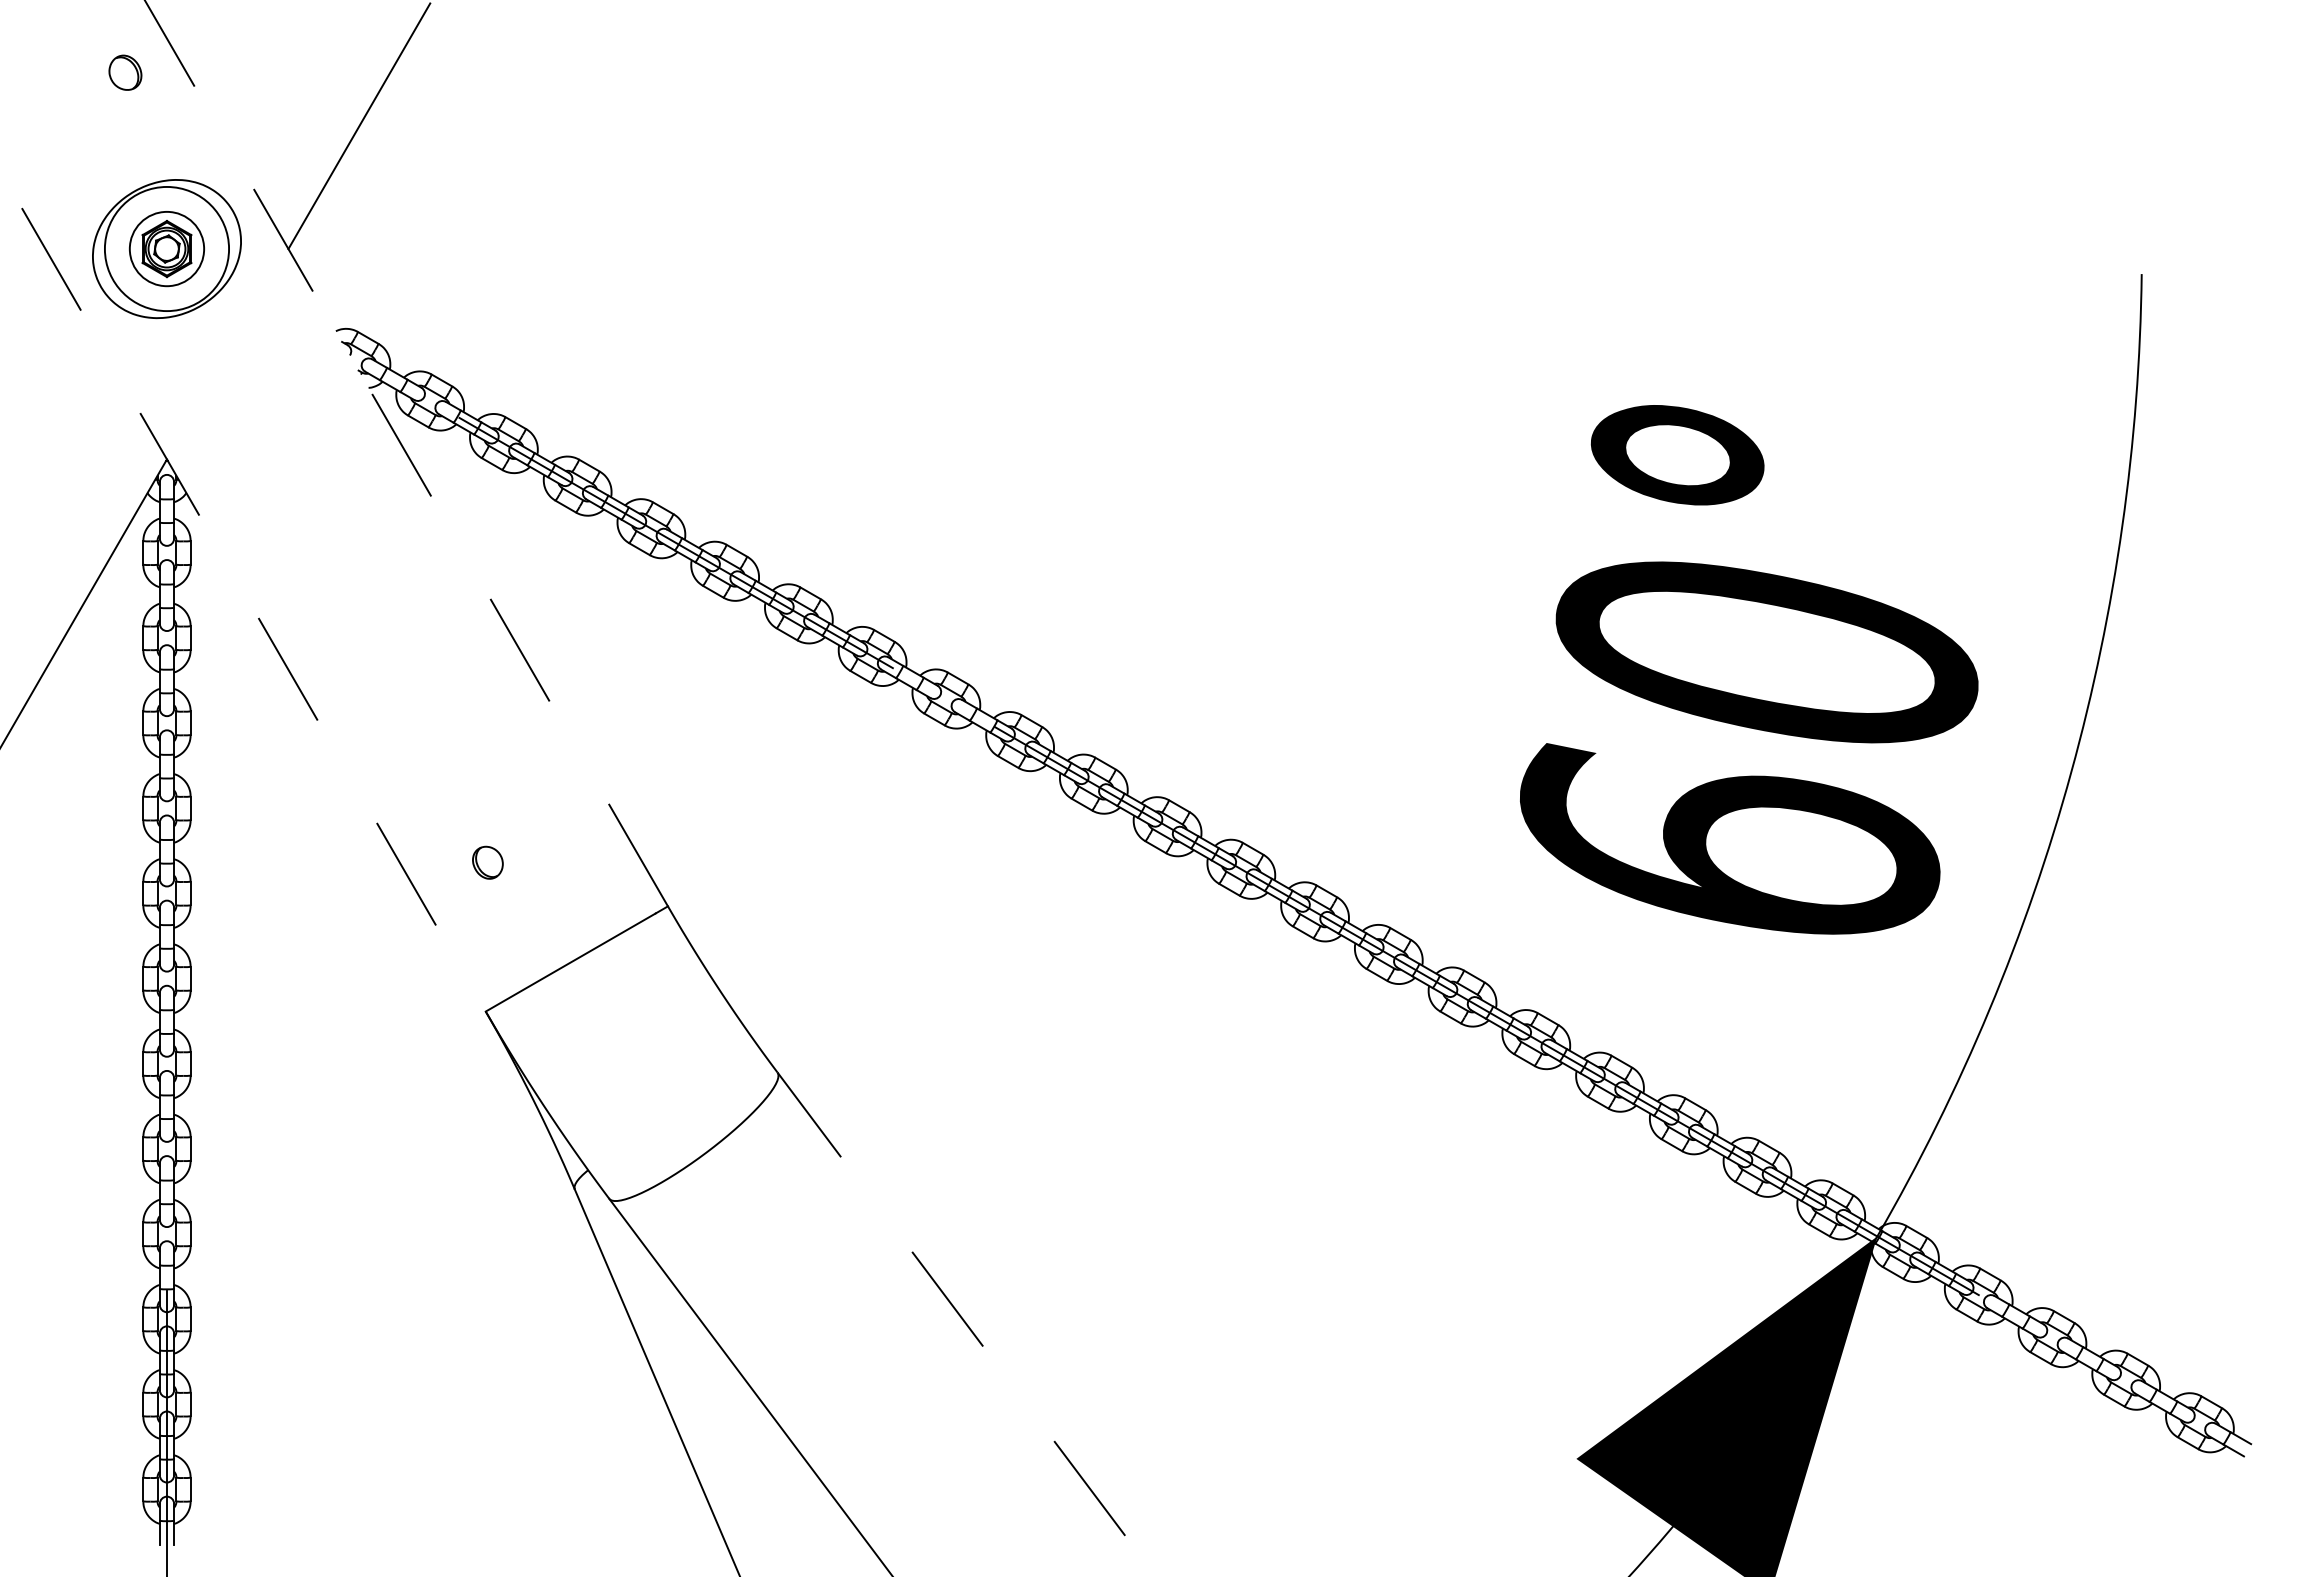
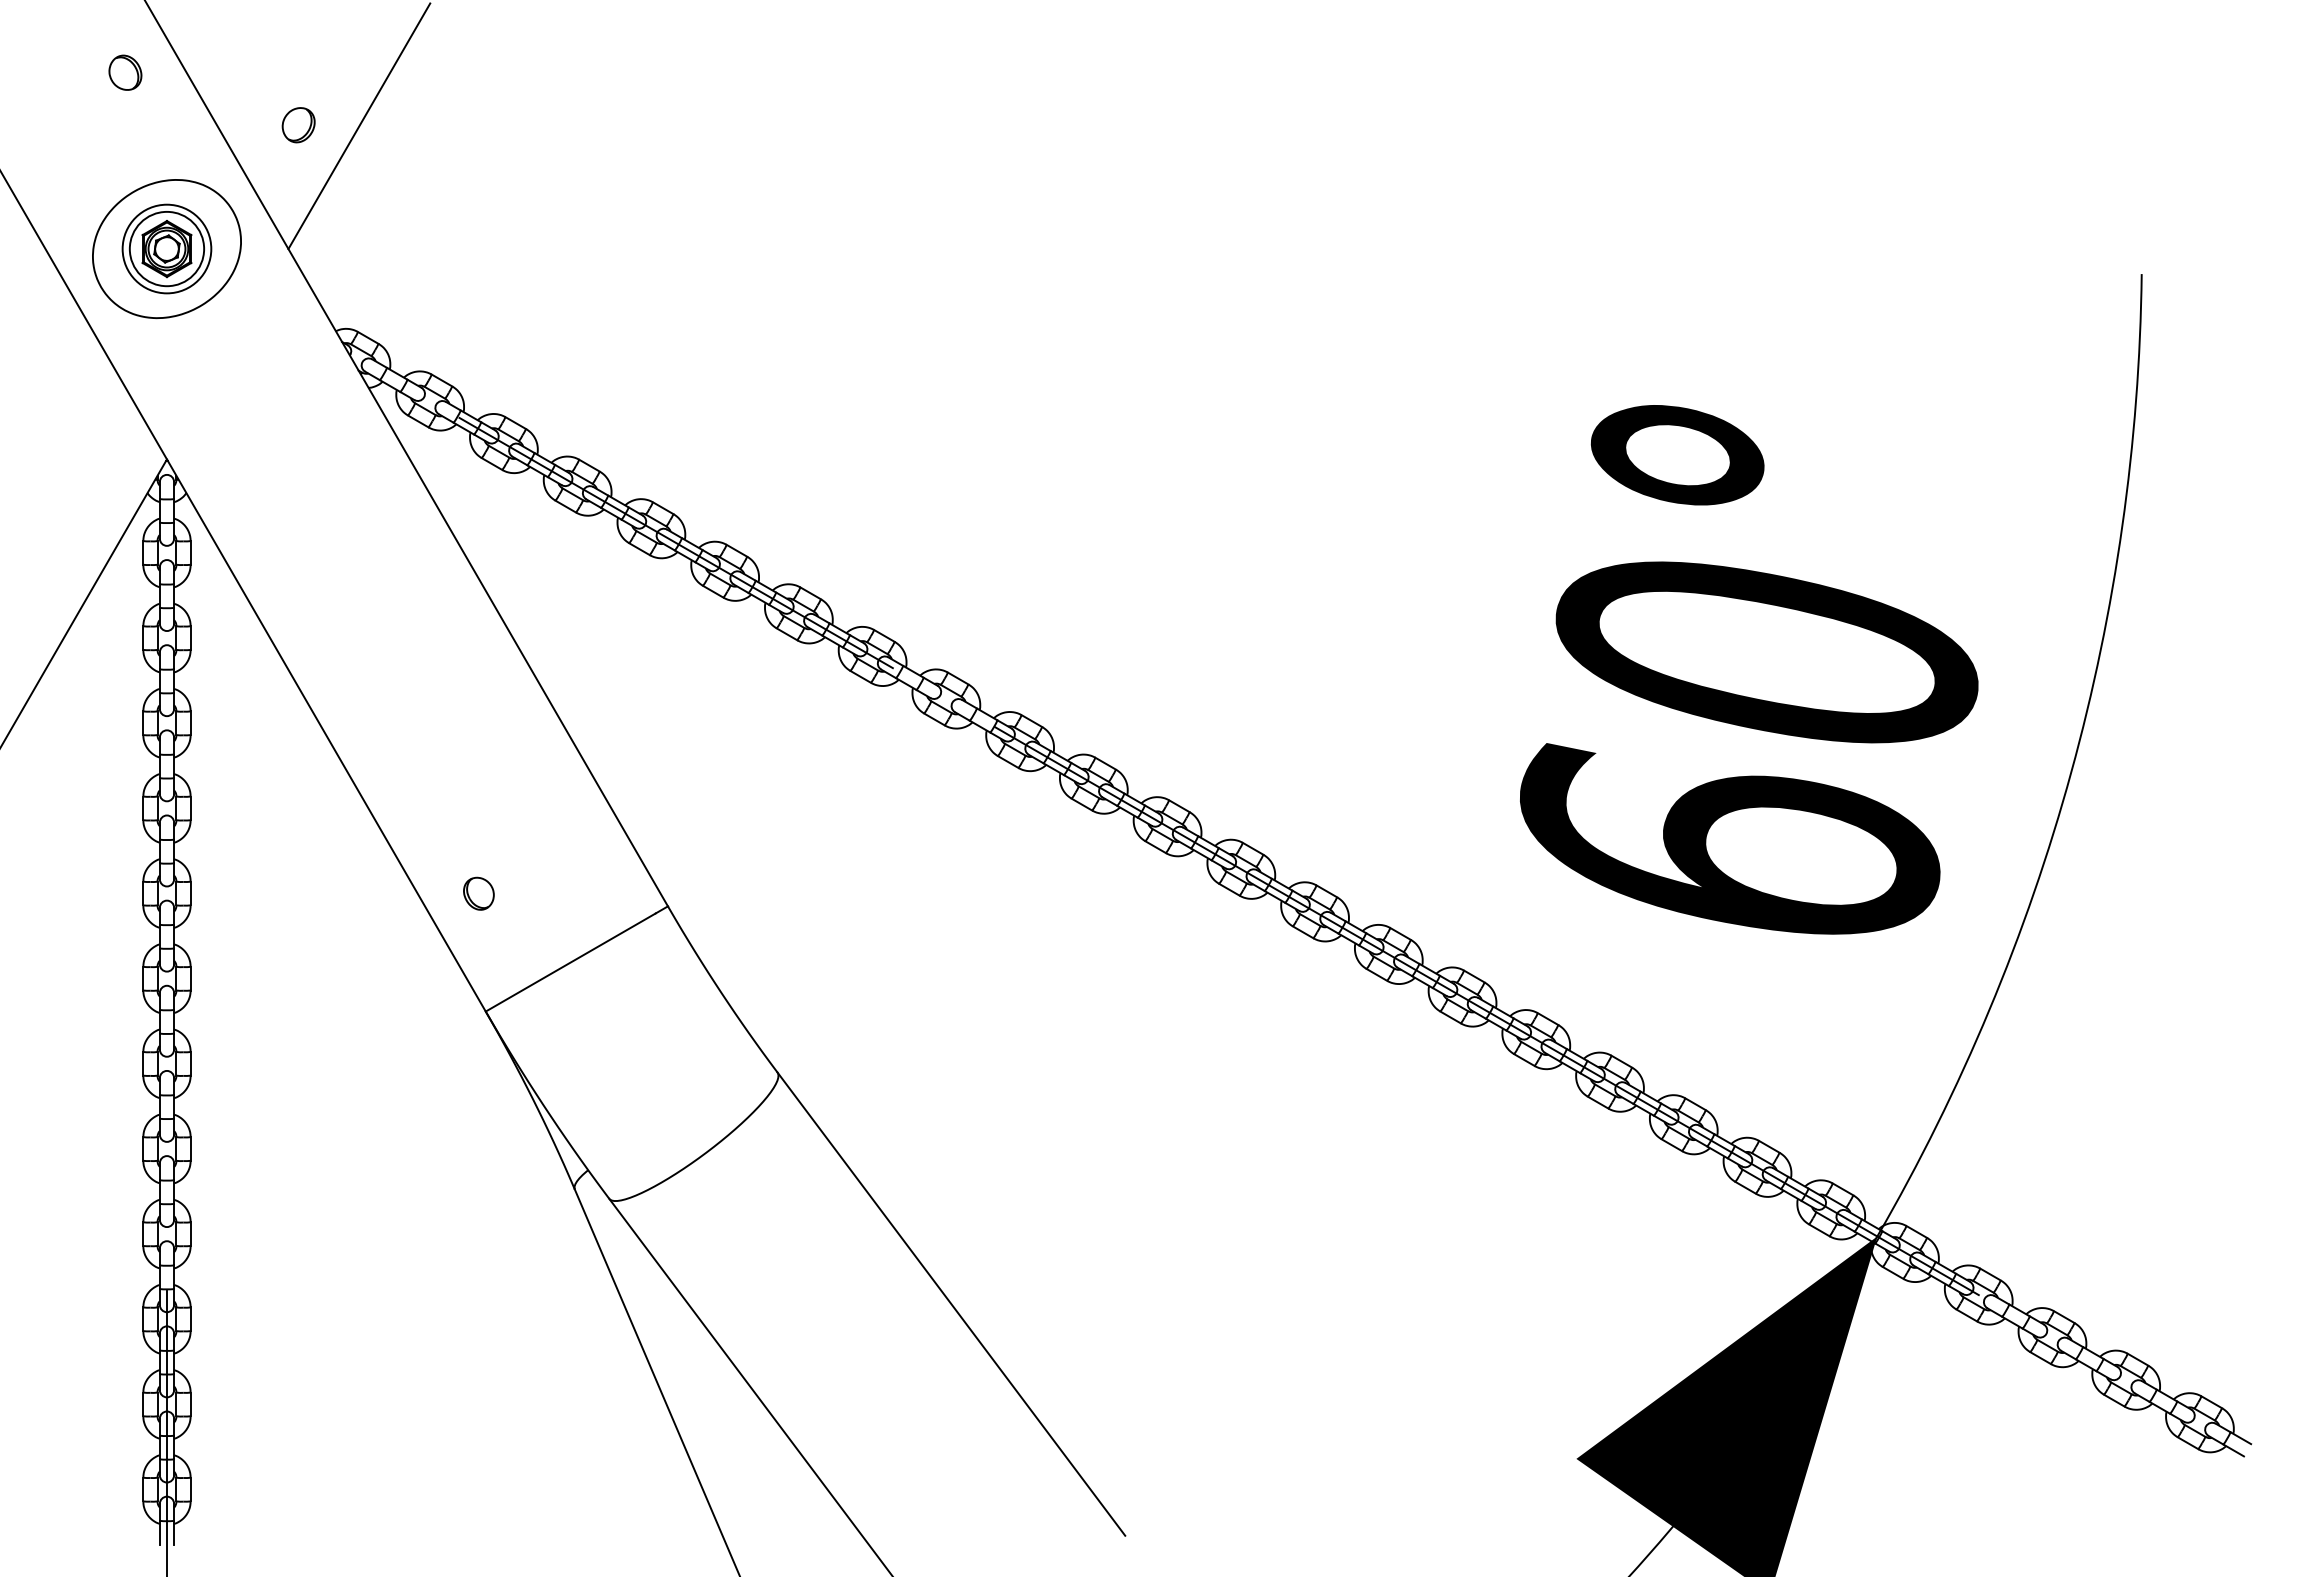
part: none -> present (298, 125)
circle diameter: 124 px -> 89 px (166, 248)
line: dashed -> solid (406, 452)
line: dashed -> solid (242, 590)
part position: (487, 862) -> (478, 893) (478, 893)
line: dashed -> solid (951, 1304)
